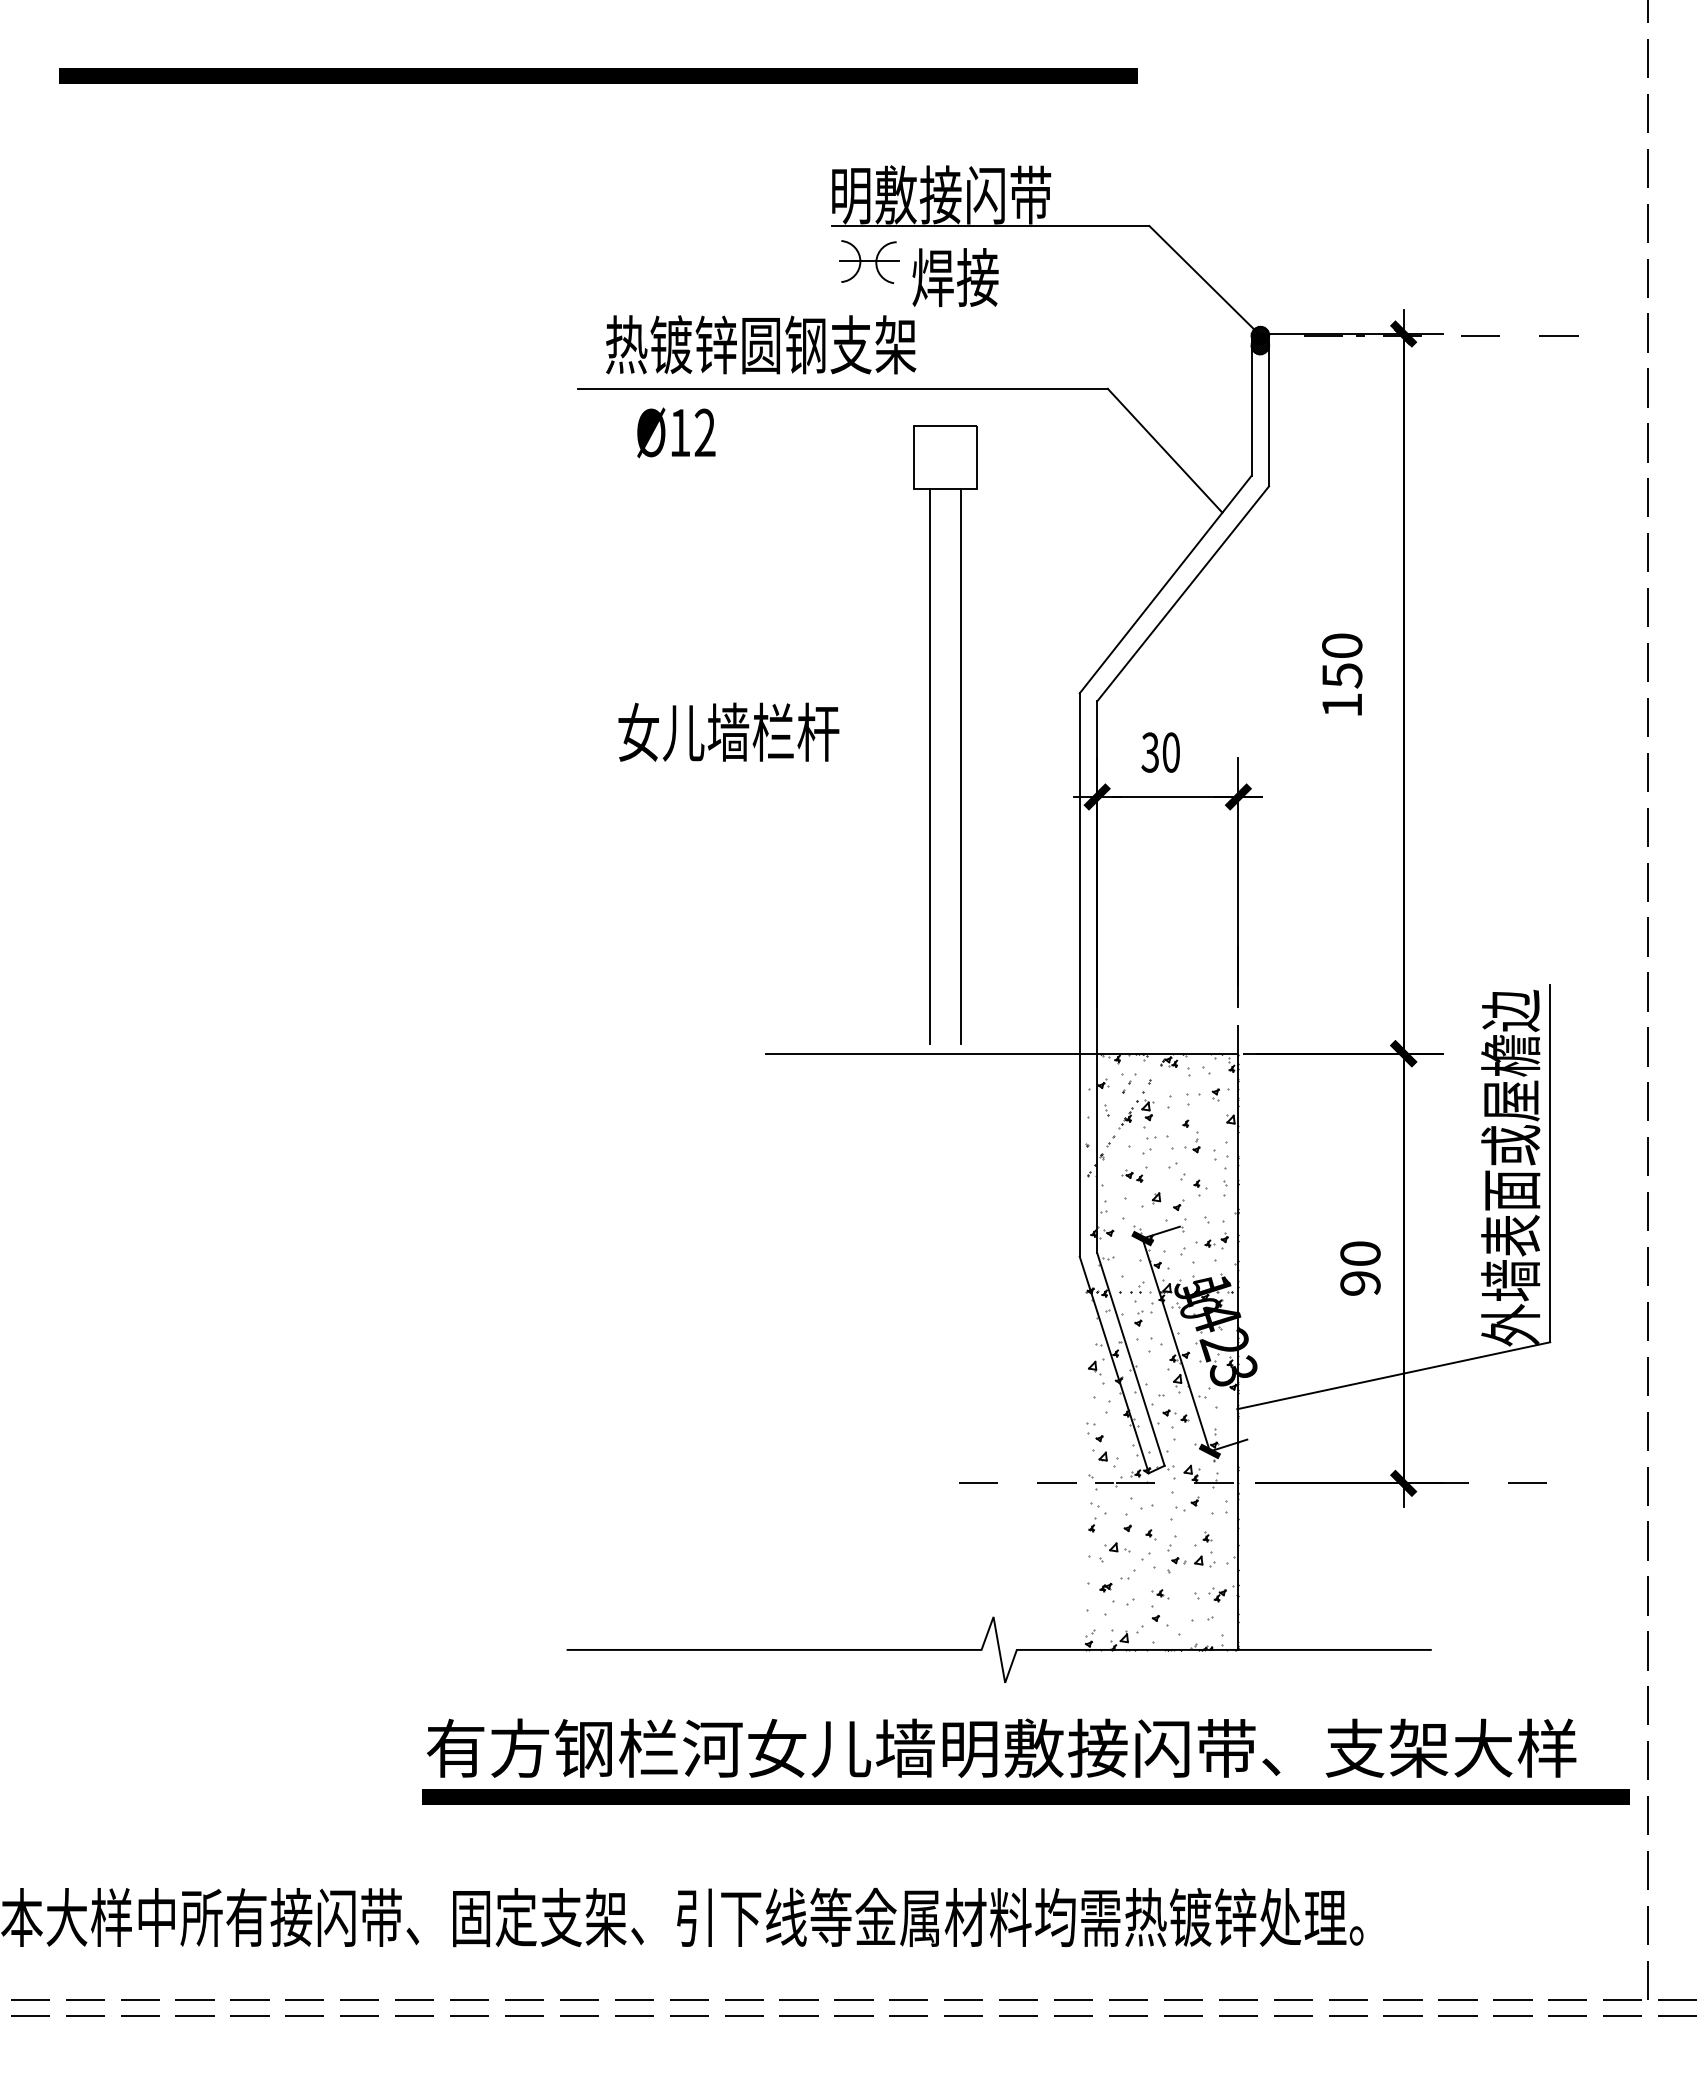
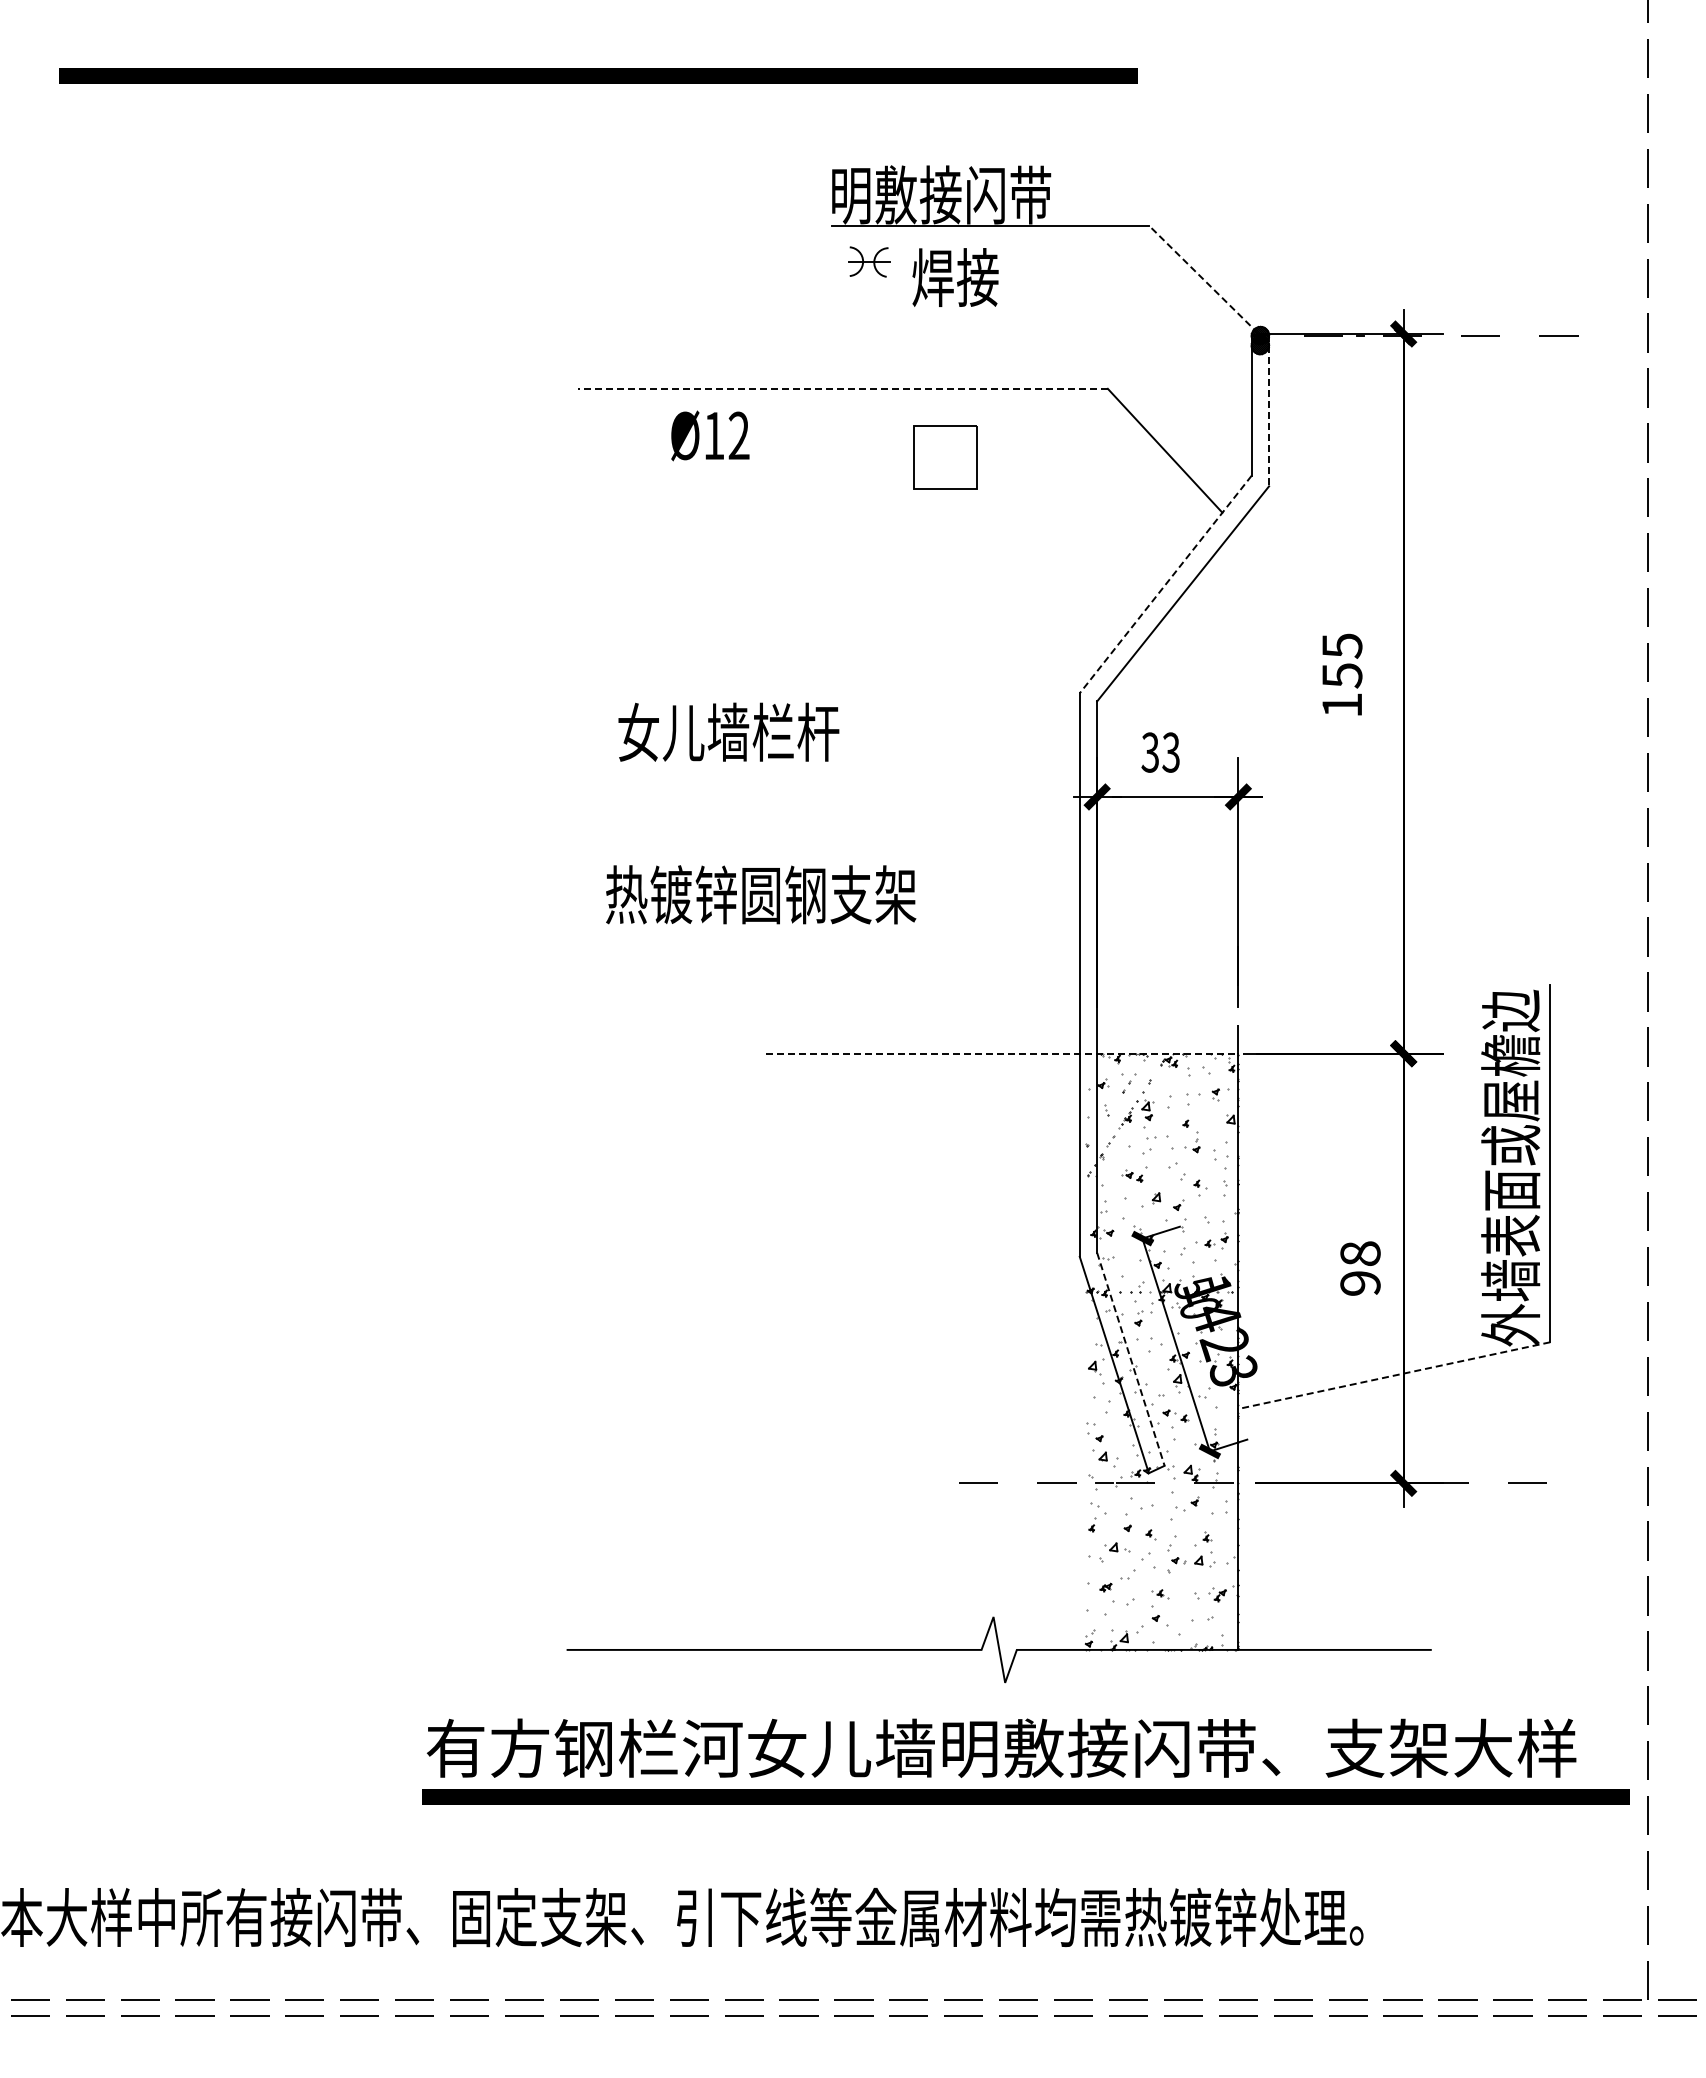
part size: 61x44 px -> 43x32 px (869, 261)
line: solid -> dashed (1203, 279)
text position: (761, 344) -> (761, 894) (761, 894)
line: solid -> dashed (843, 388)
line: solid -> dashed (1269, 410)
text position: (676, 432) -> (710, 435) (710, 435)
line: solid -> dashed (1165, 584)
text: 150 -> 155 (1342, 645)
text: 30 -> 33 (1170, 752)
line: present -> none (929, 766)
line: present -> none (960, 766)
line: solid -> dashed (1002, 1053)
text: 90 -> 98 (1360, 1253)
line: solid -> dashed (1130, 1359)
line: solid -> dashed (1393, 1375)
